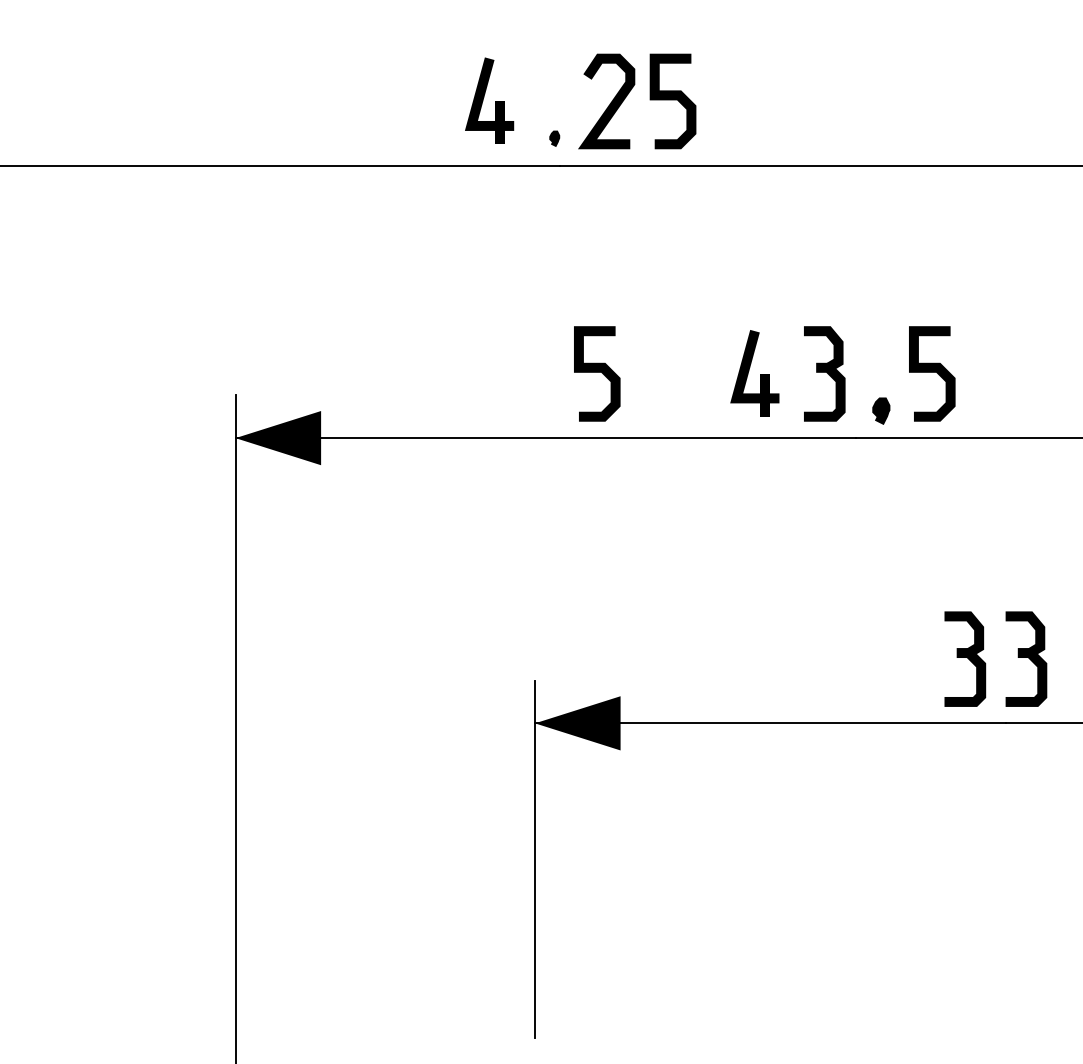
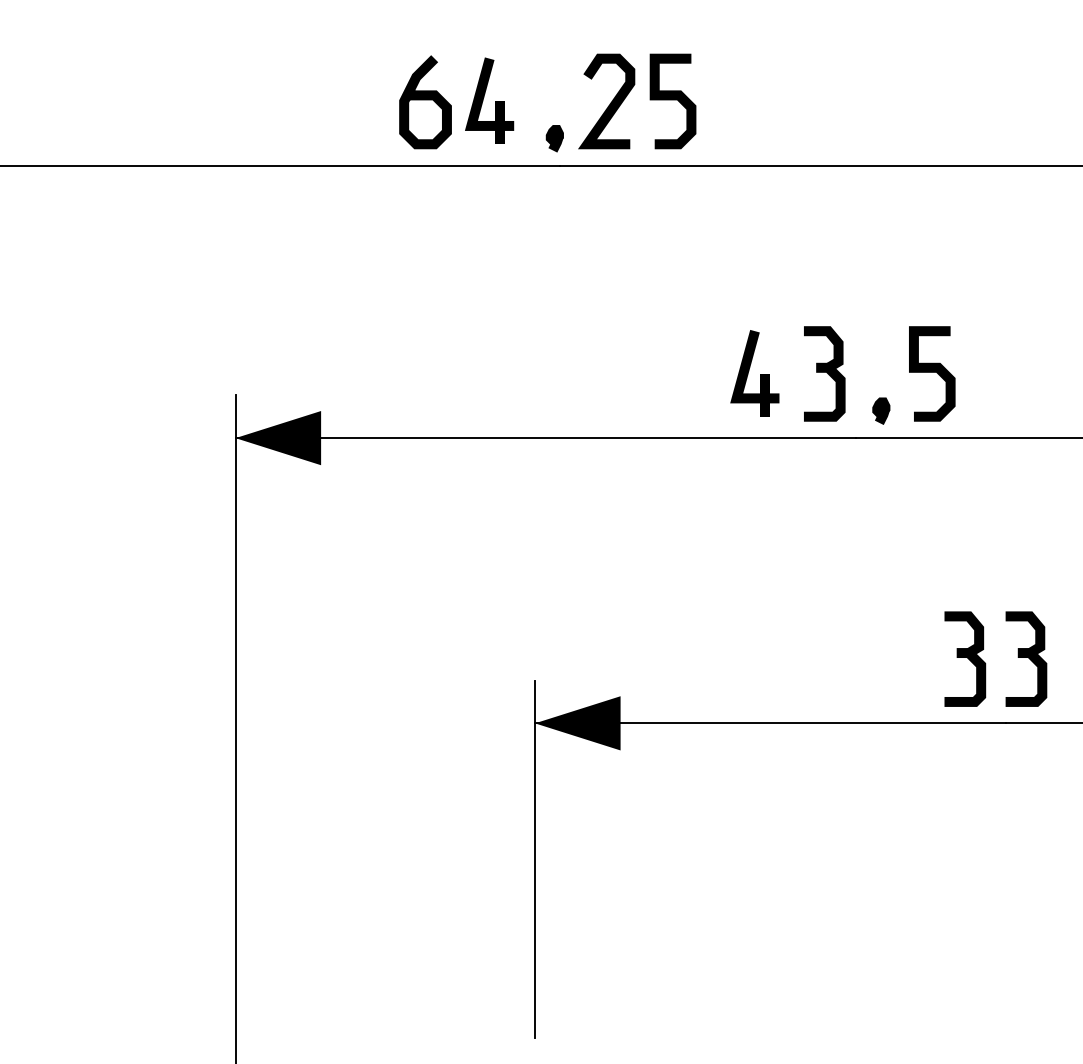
curve: none -> present (425, 100)
part size: 12x17 px -> 19x28 px (554, 138)
curve: present -> none (597, 372)
